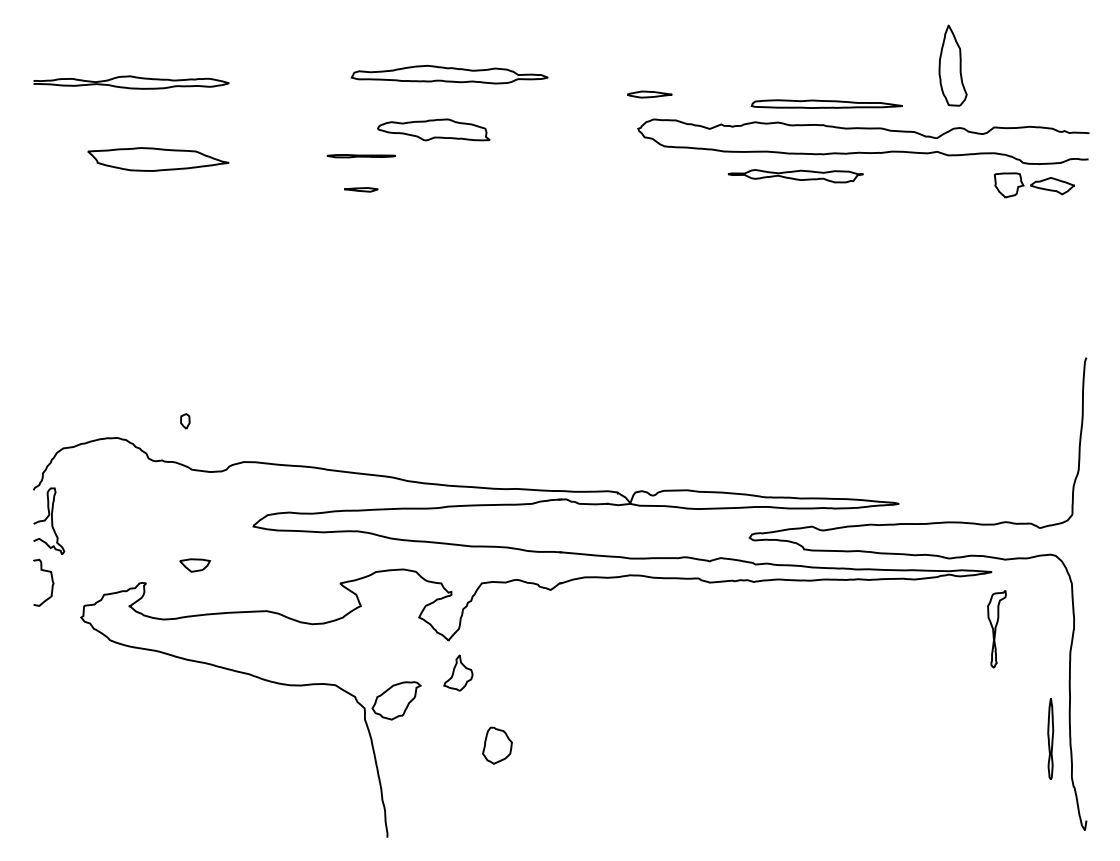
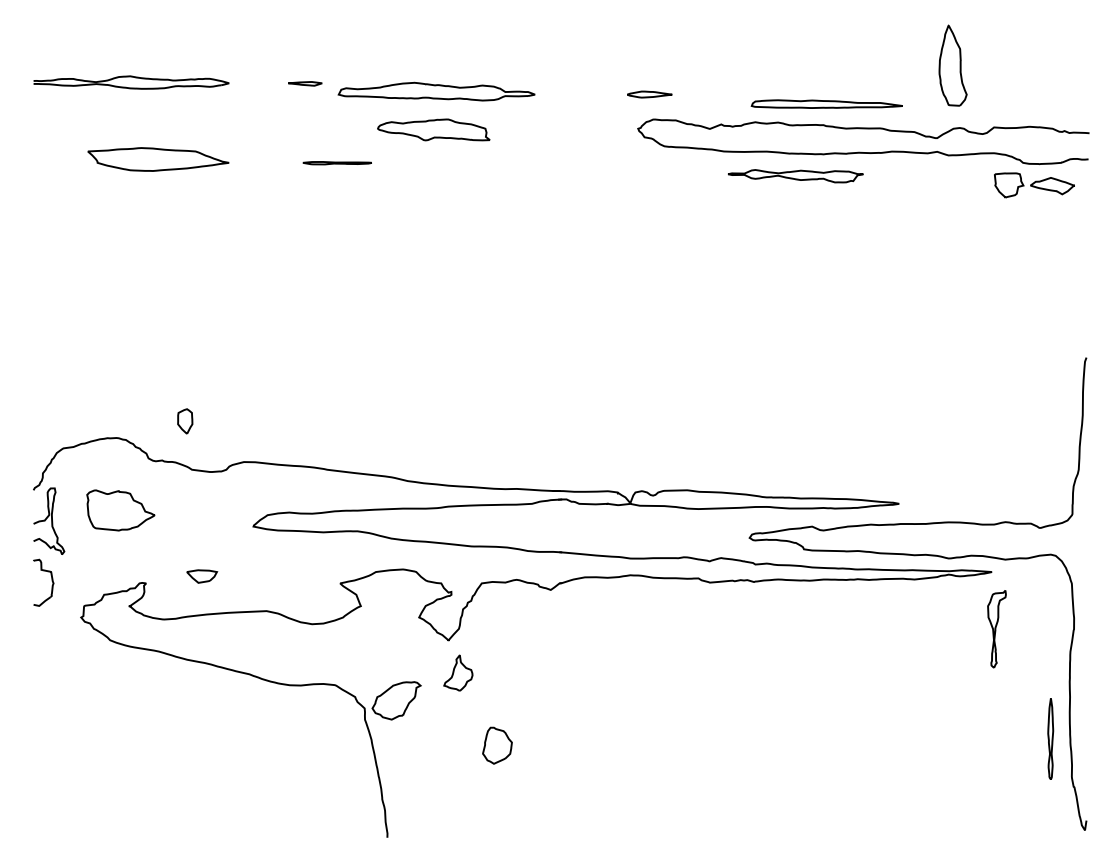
part position: (449, 74) -> (436, 91) (436, 91)
line position: (360, 156) -> (336, 163) (336, 163)
part position: (361, 189) -> (305, 83) (305, 83)
part size: 11x17 px -> 17x27 px (185, 421)
part: none -> present (120, 510)
part position: (195, 565) -> (202, 576) (202, 576)
